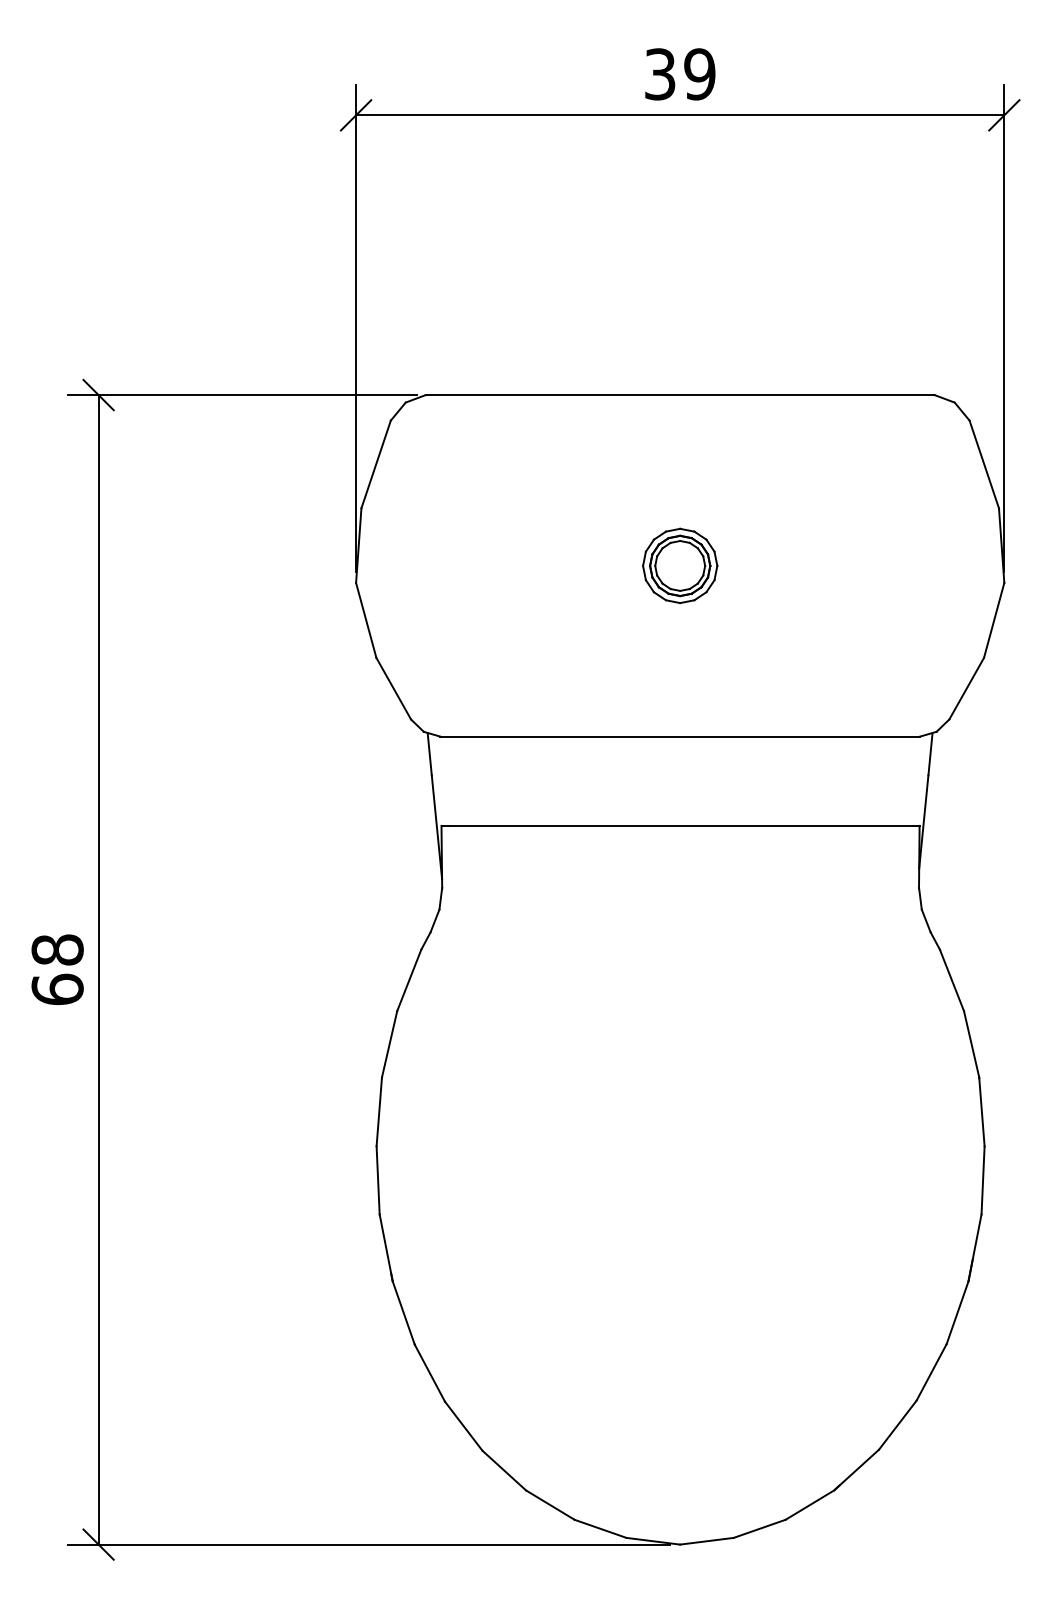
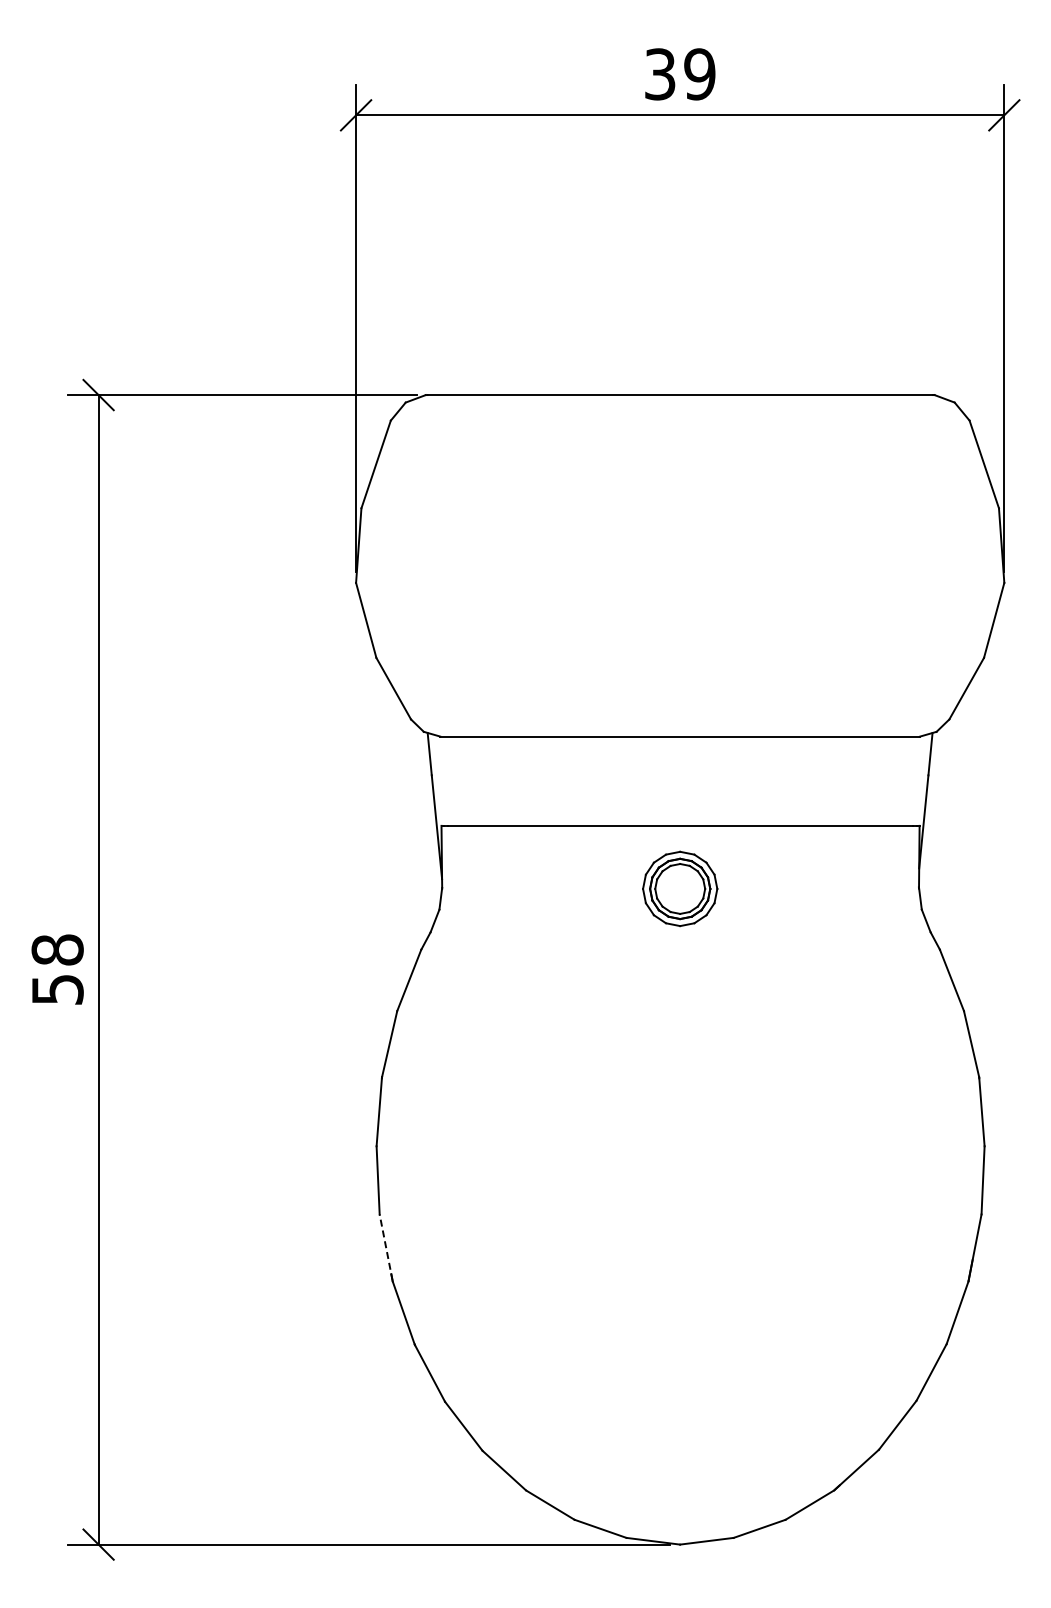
part position: (680, 565) -> (680, 888) (680, 888)
text: 68 -> 58 (57, 989)
line: solid -> dashed (386, 1247)
